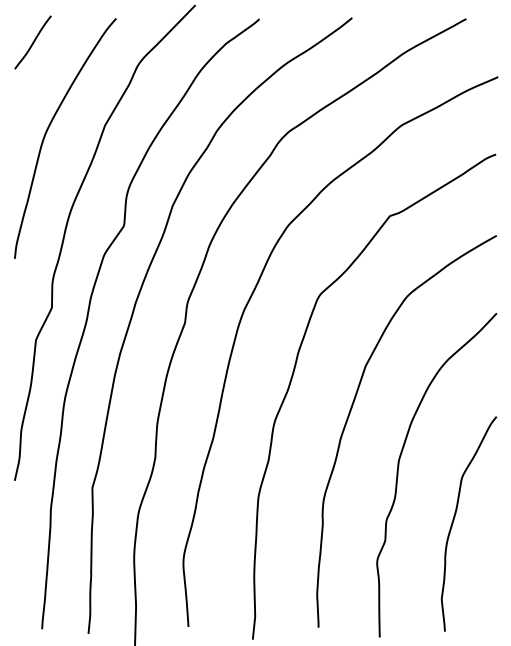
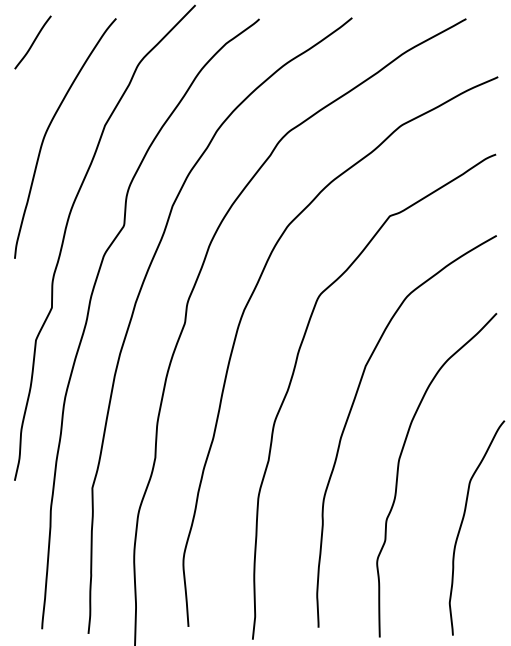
curve position: (455, 517) -> (463, 521) (463, 521)
